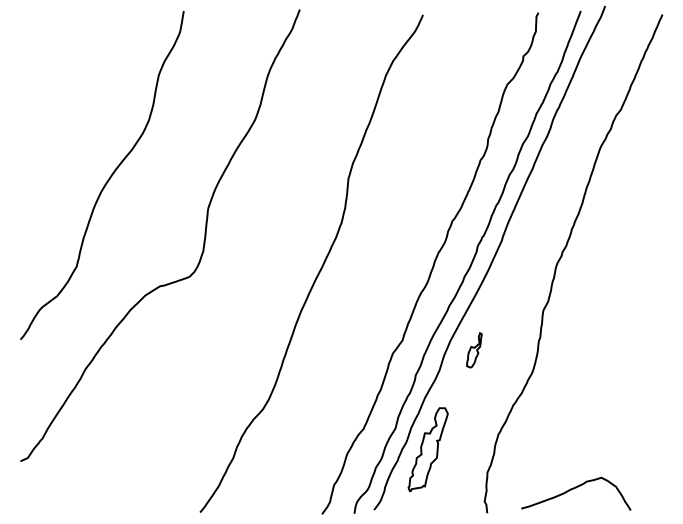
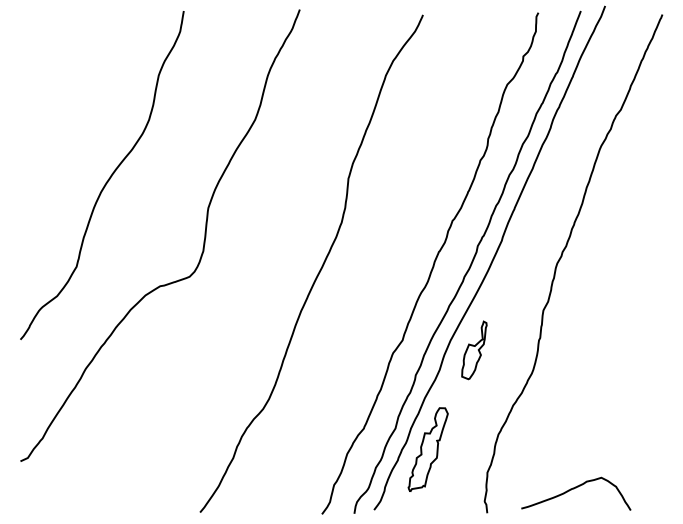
part size: 17x37 px -> 27x61 px (474, 350)
